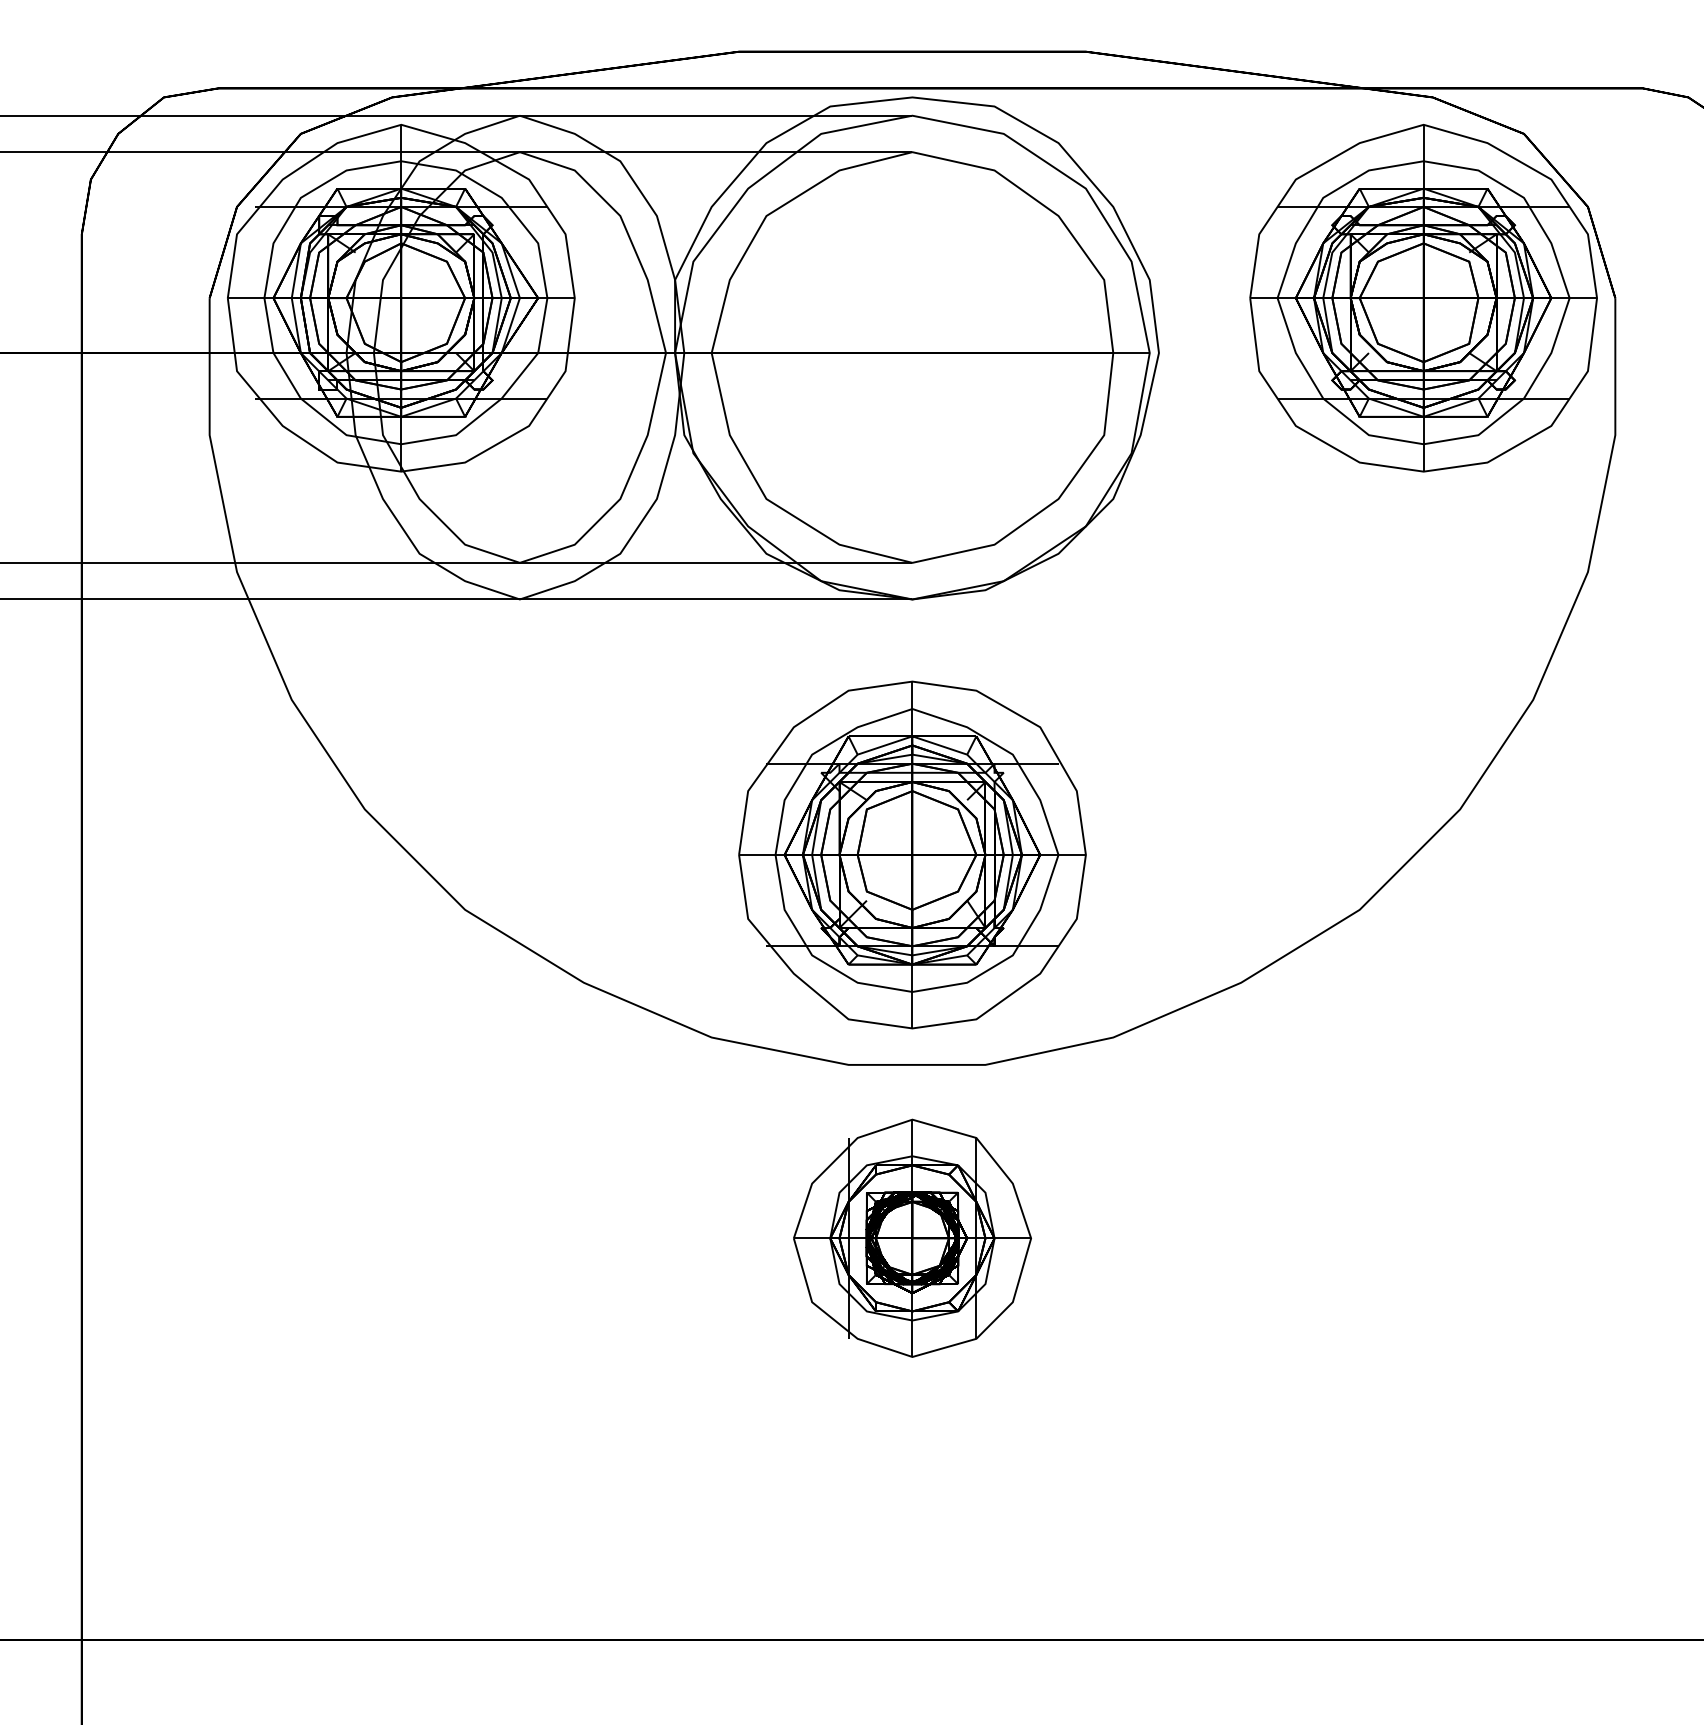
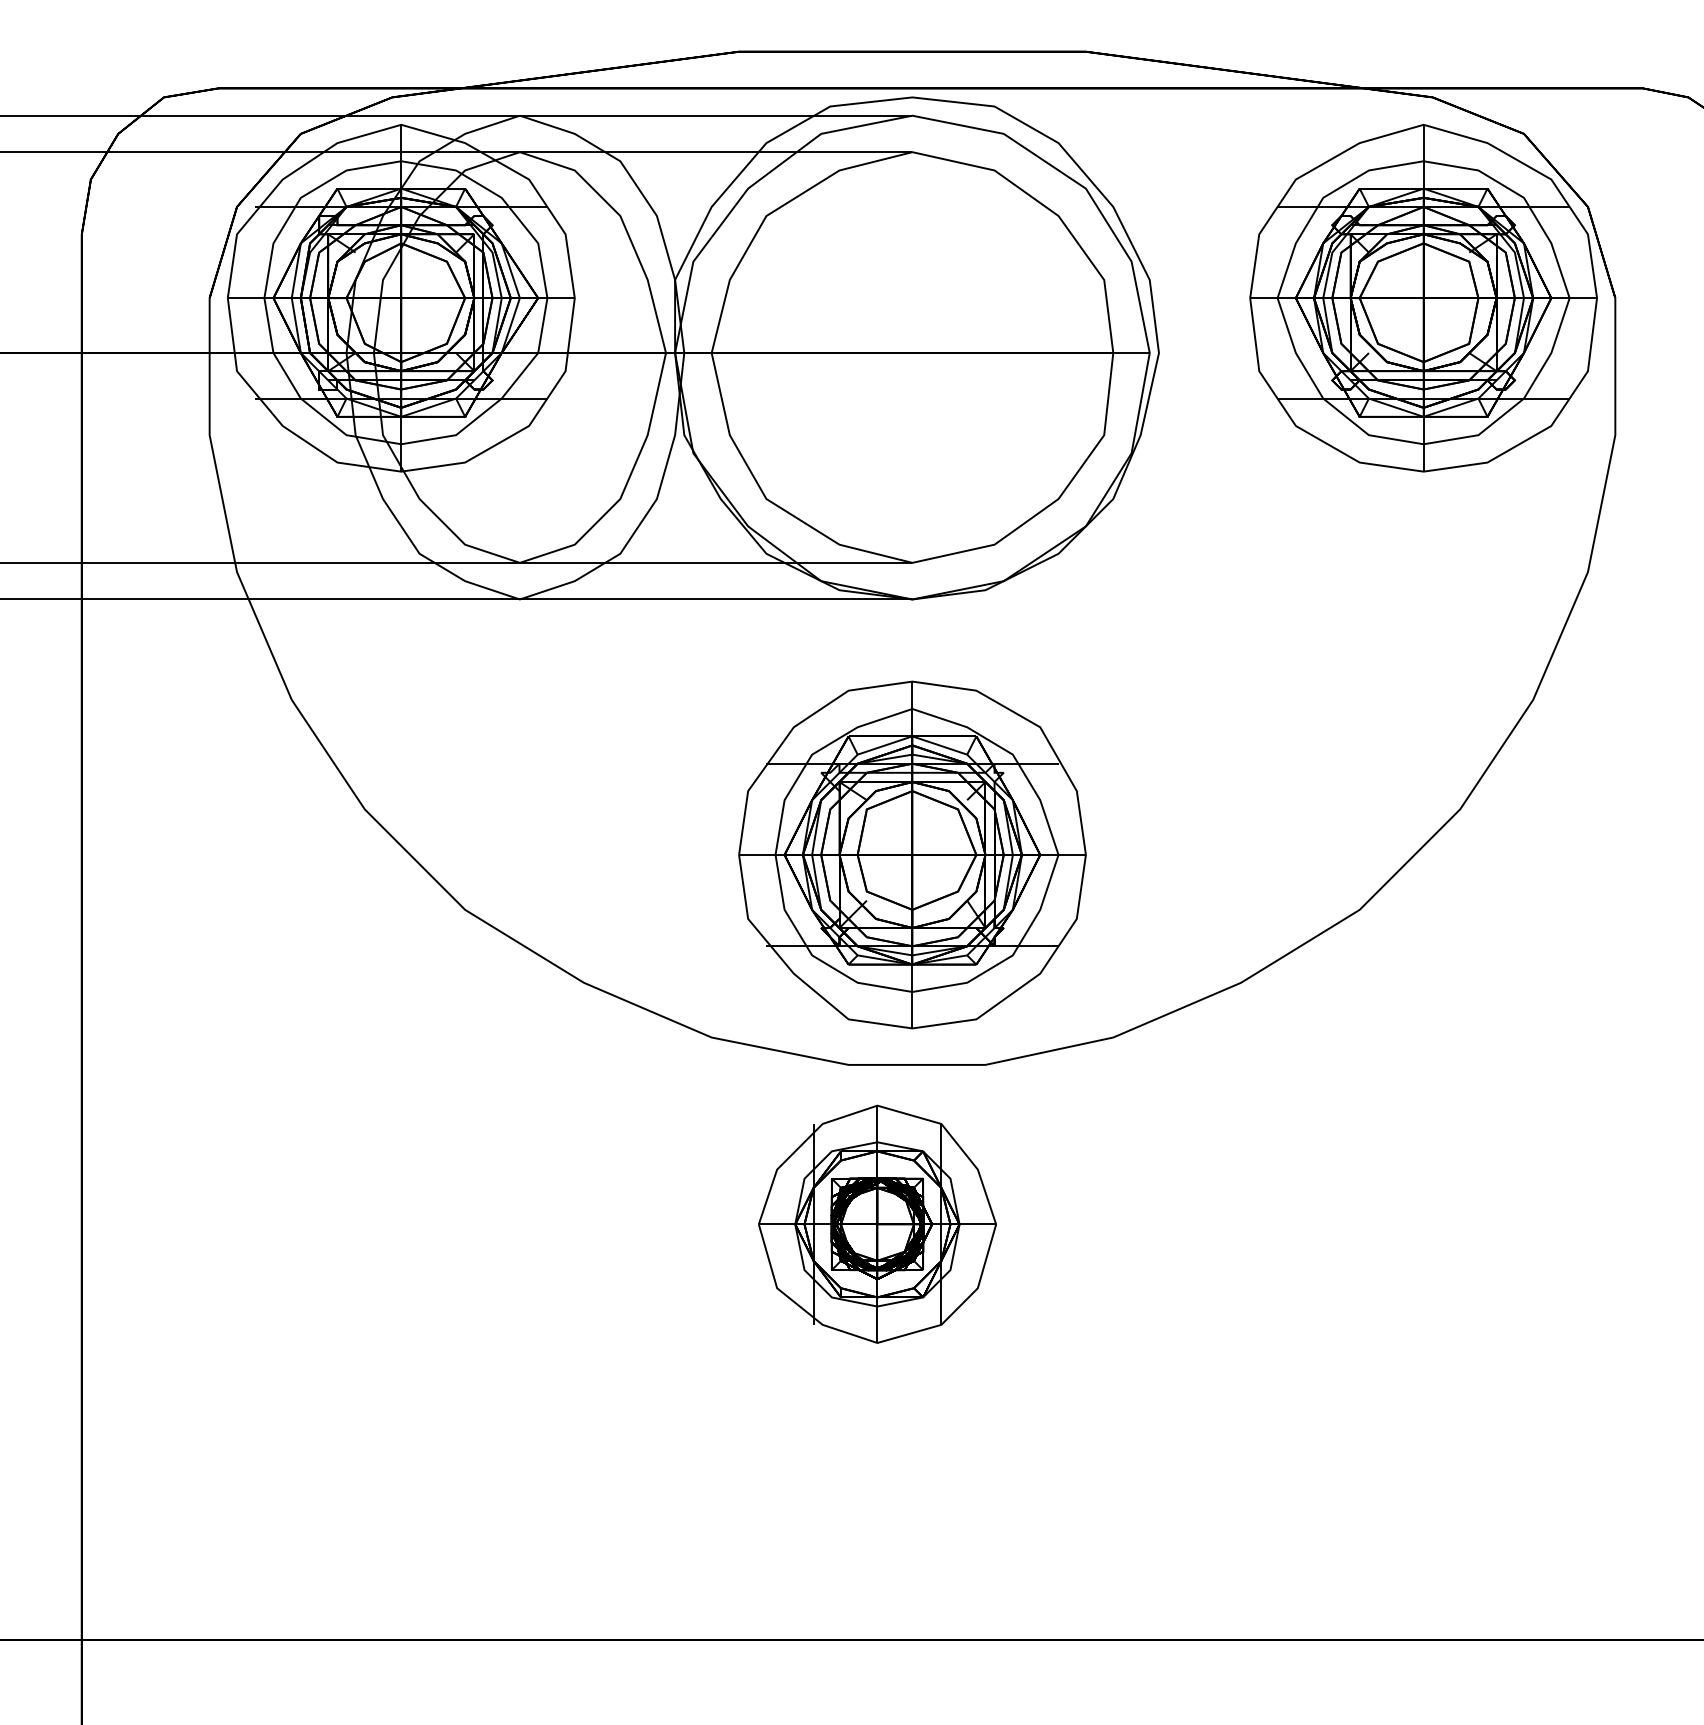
part position: (912, 1237) -> (877, 1223) (877, 1223)
